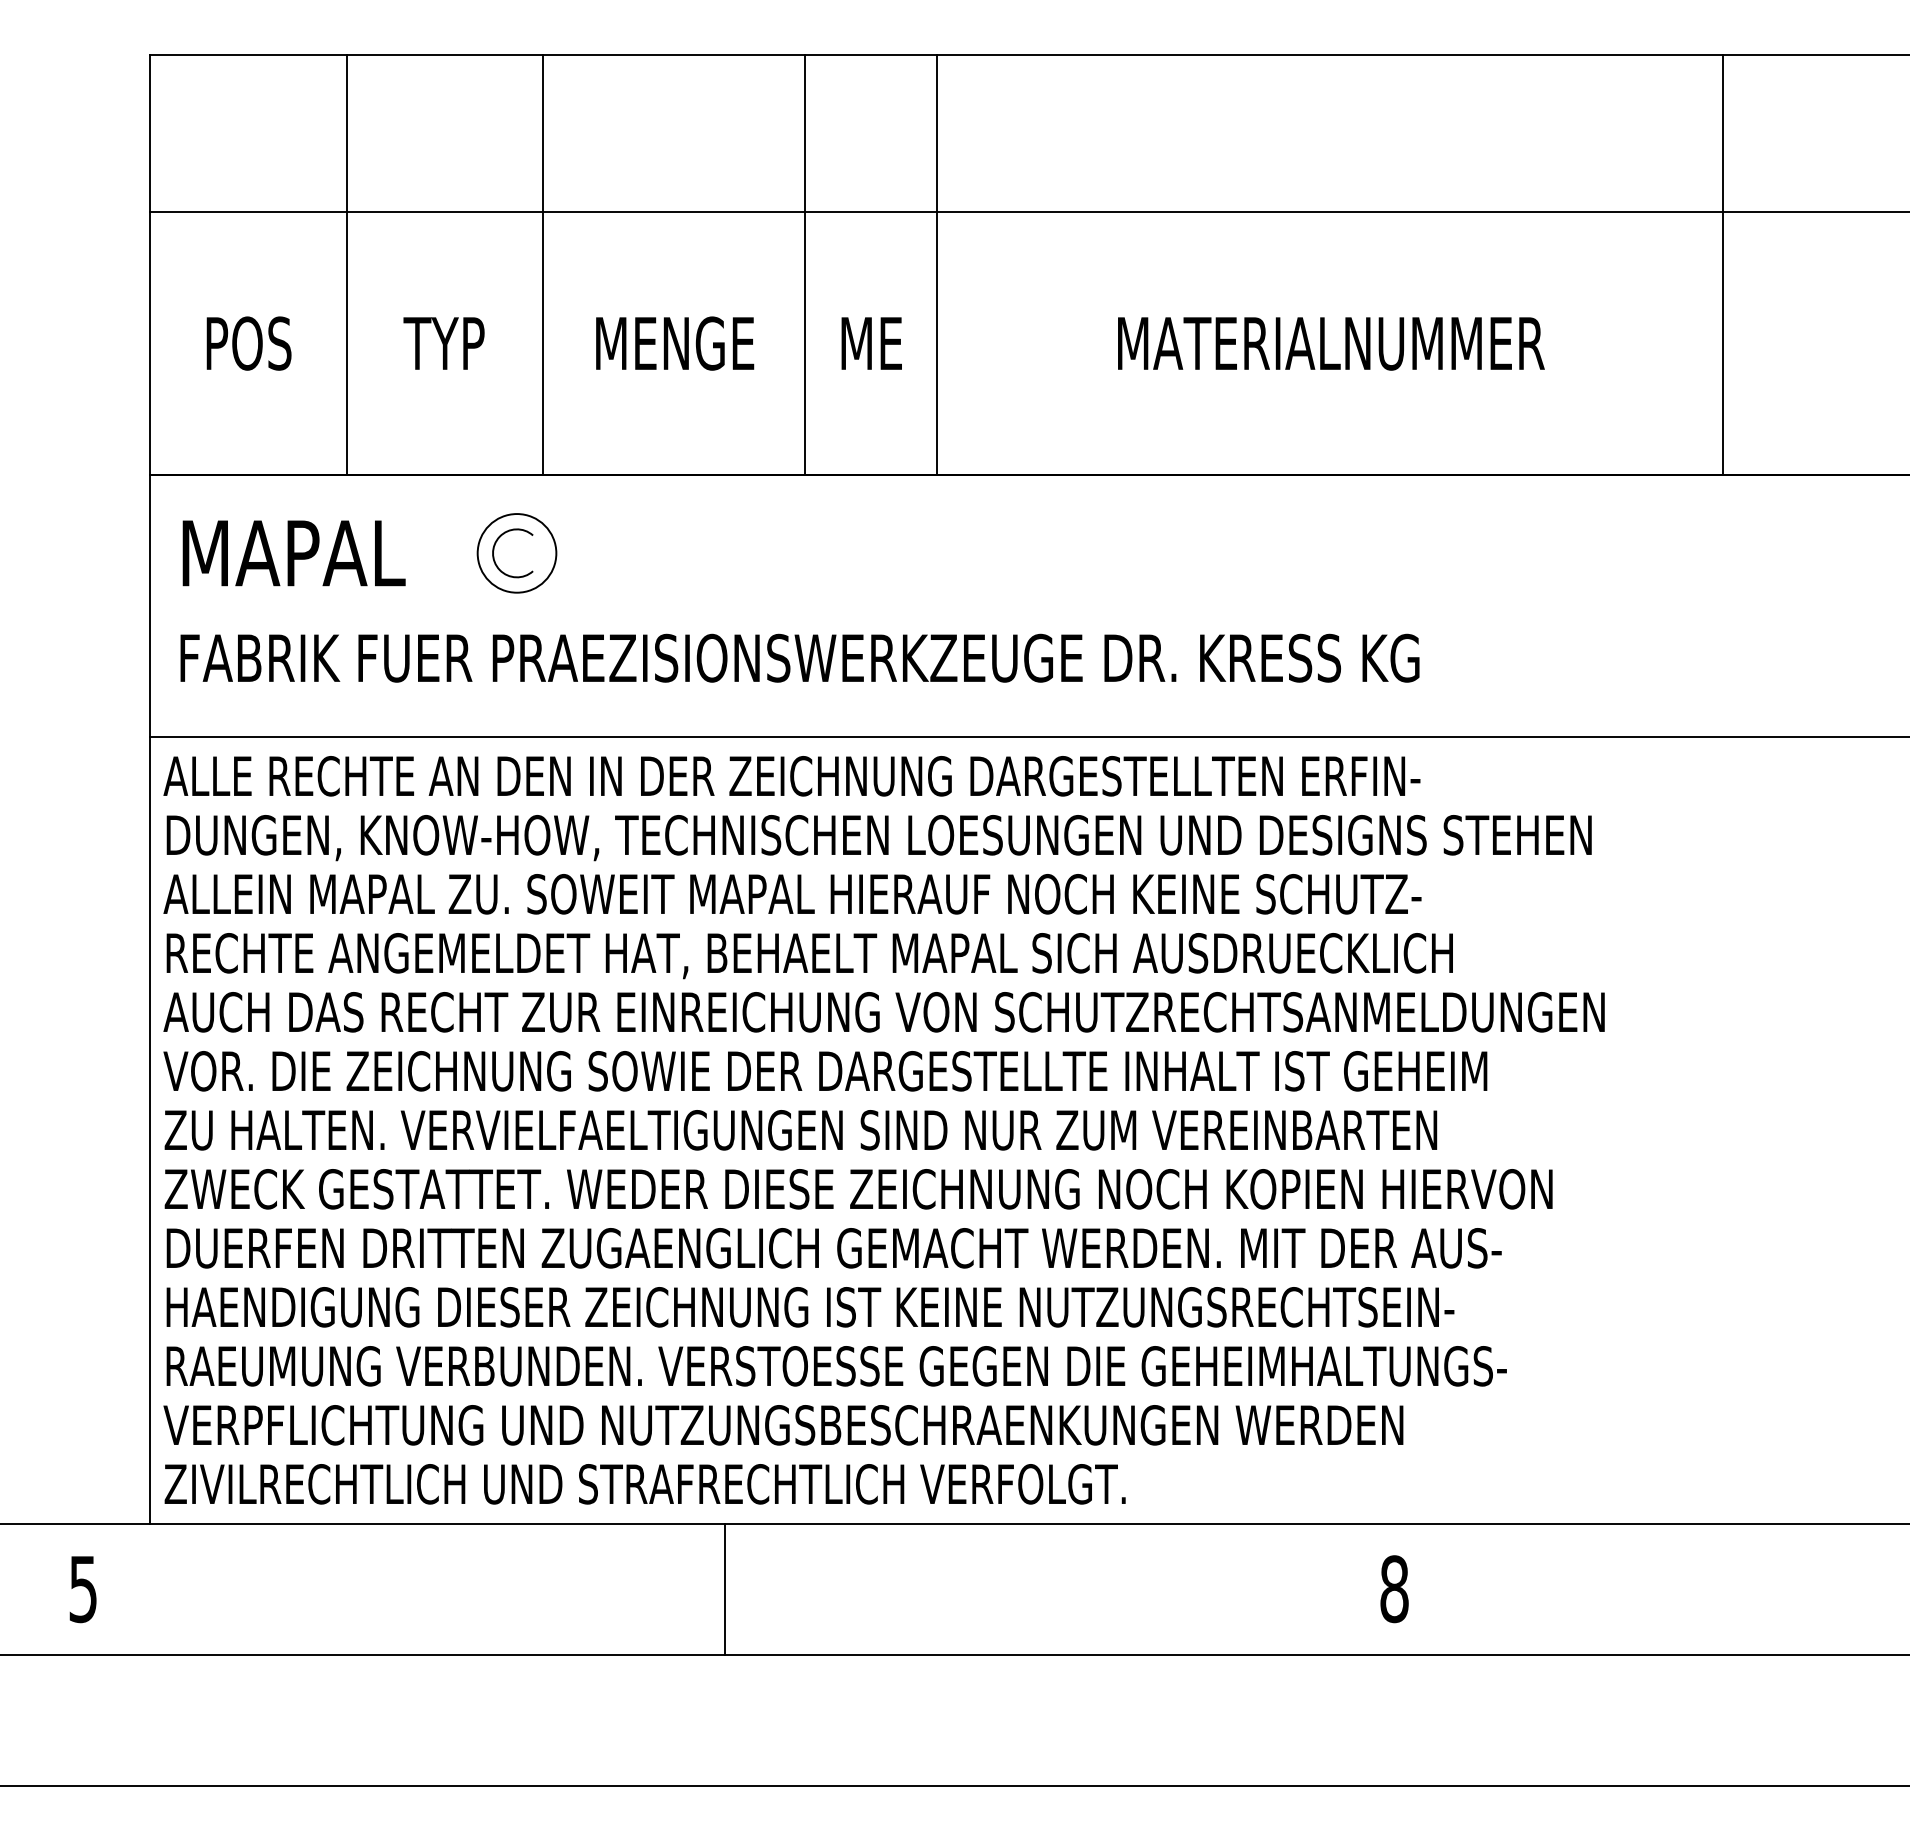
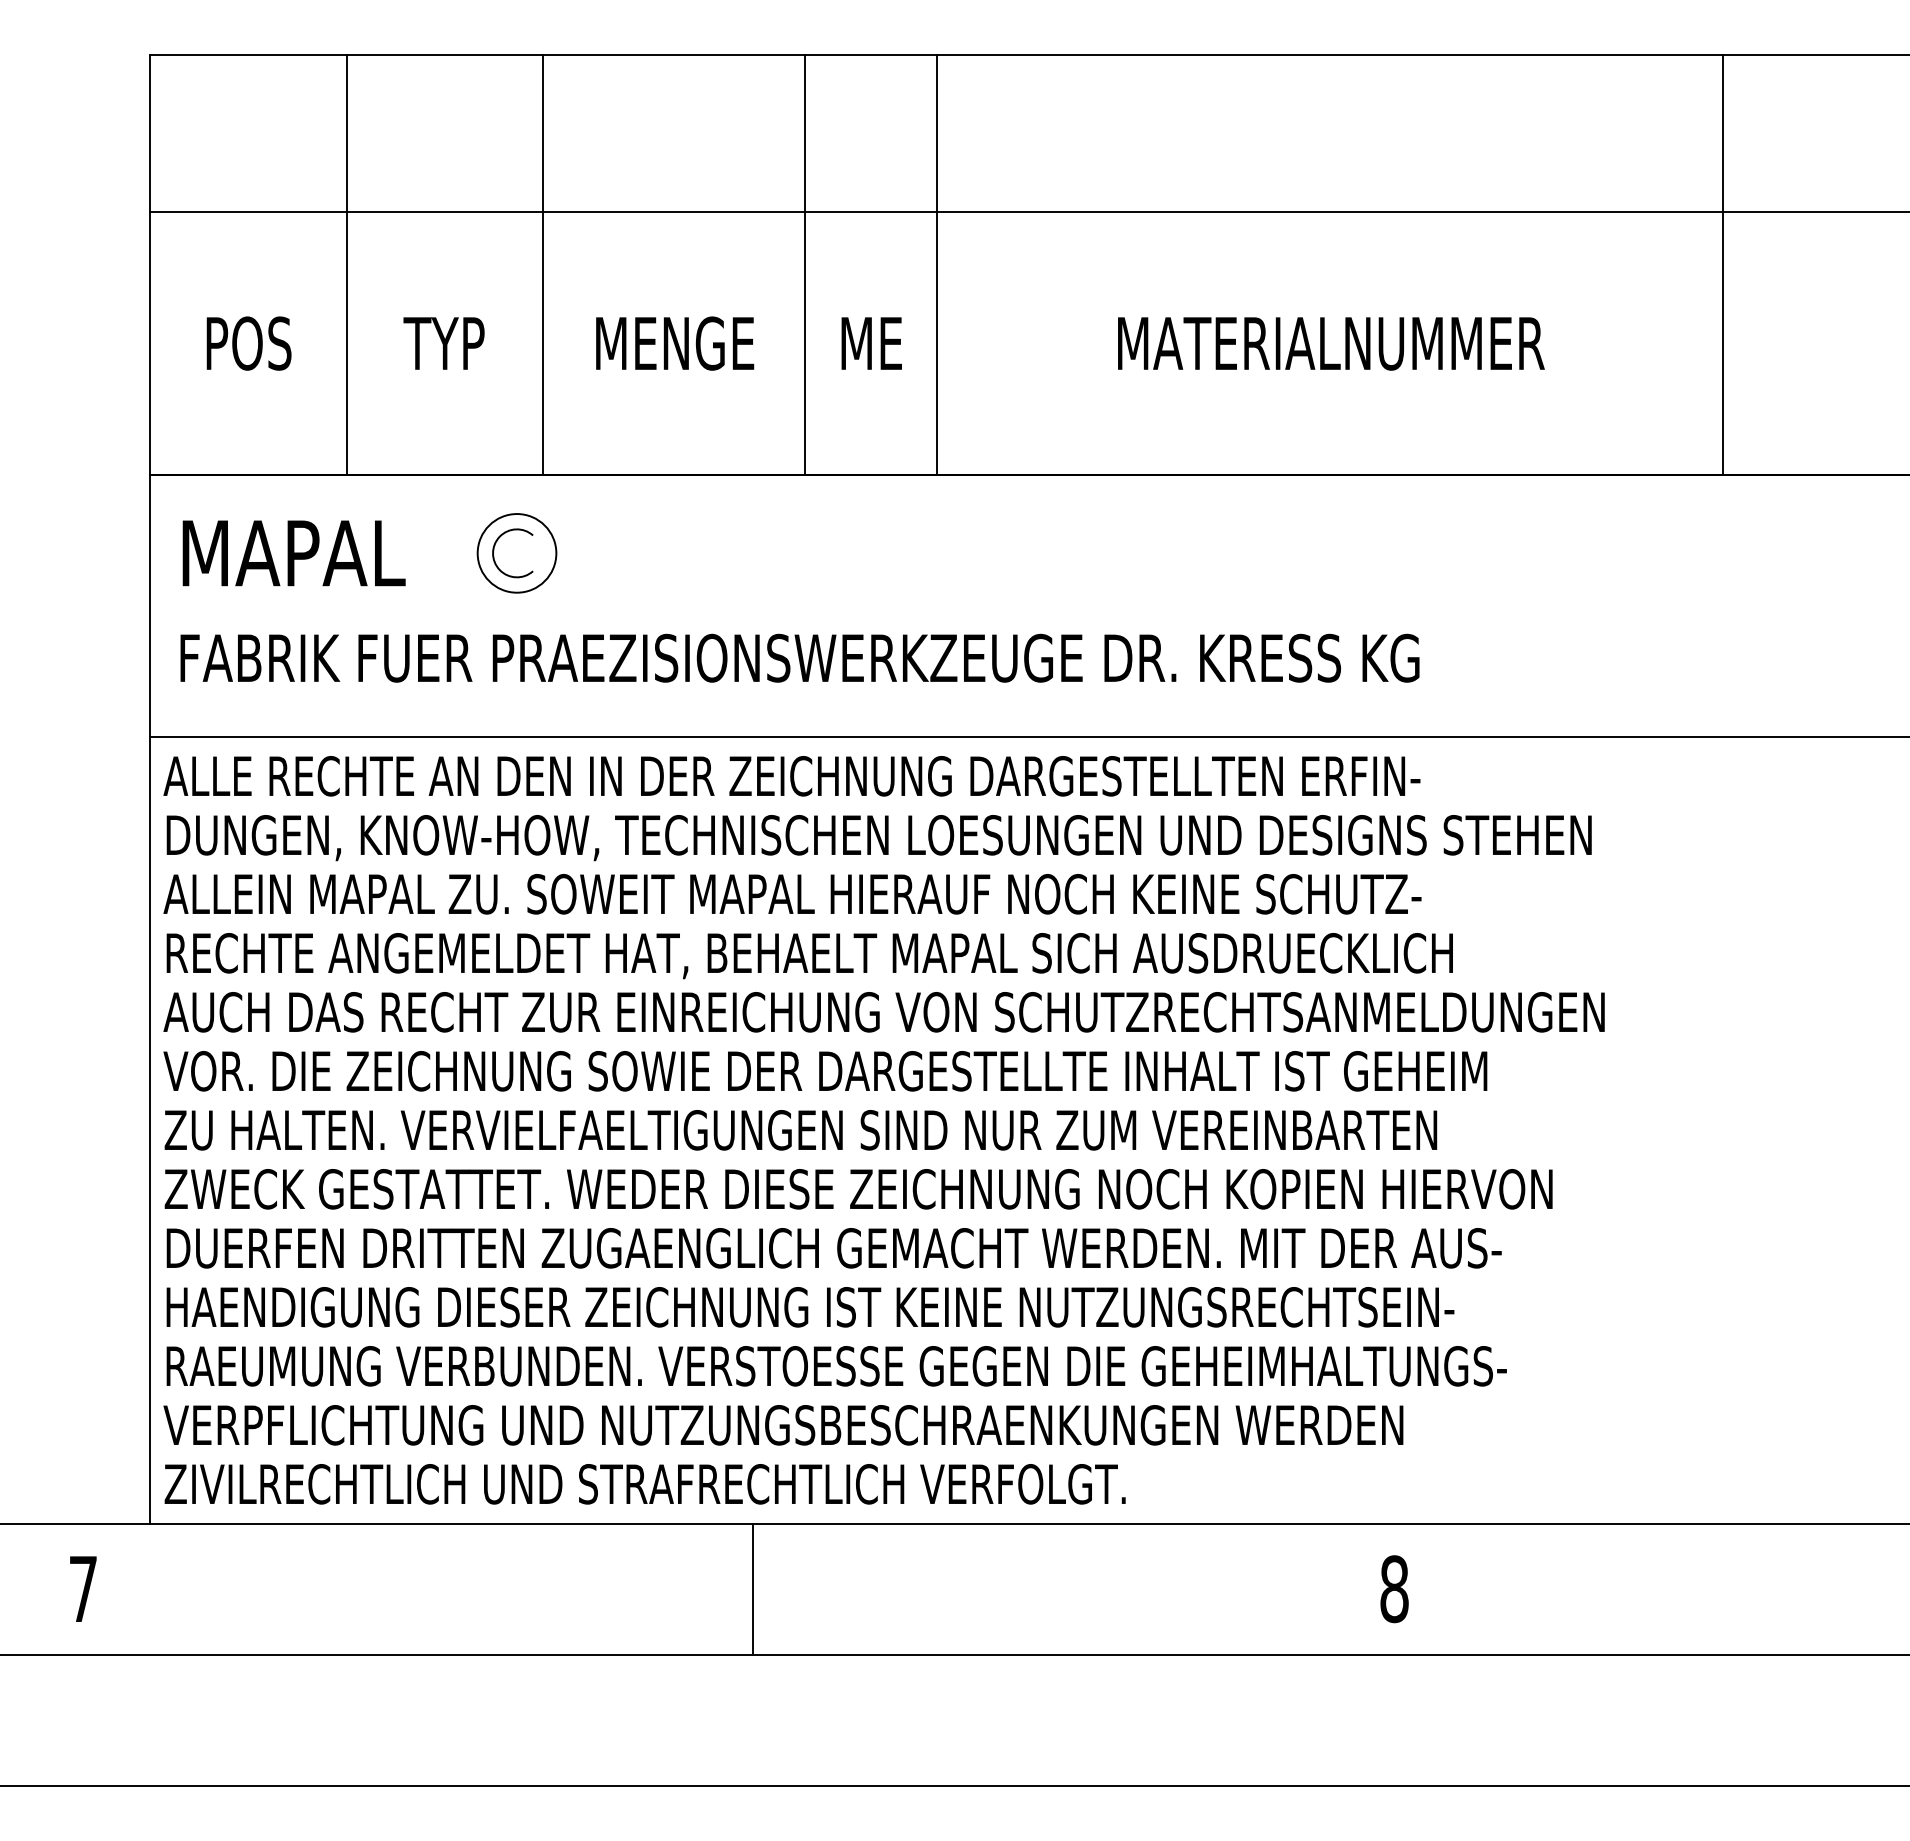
line position: (725, 1588) -> (753, 1588) (753, 1588)
text: 5 -> 7 (82, 1589)
